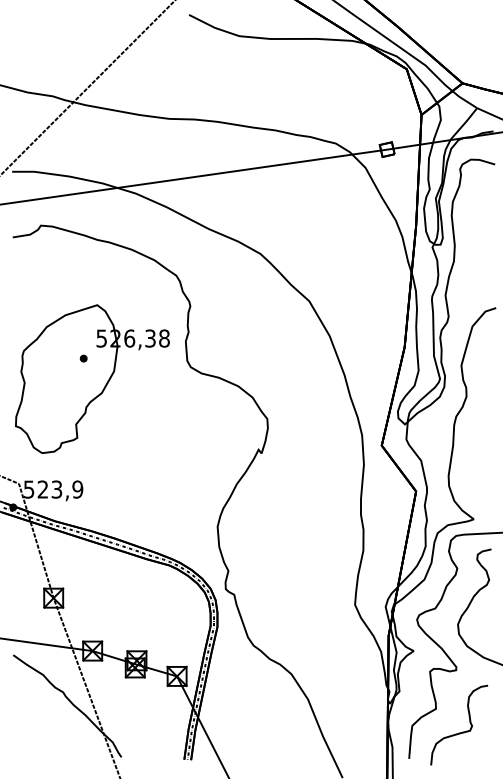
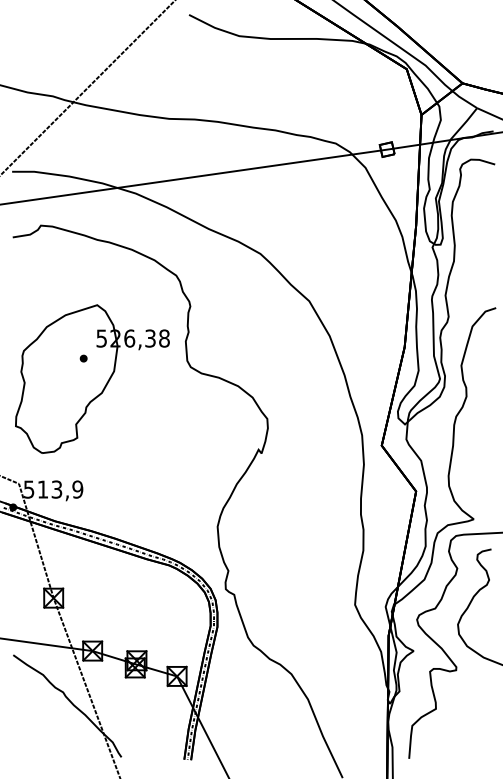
text: 523,9 -> 513,9 (42, 489)
curve: present -> none (462, 731)
